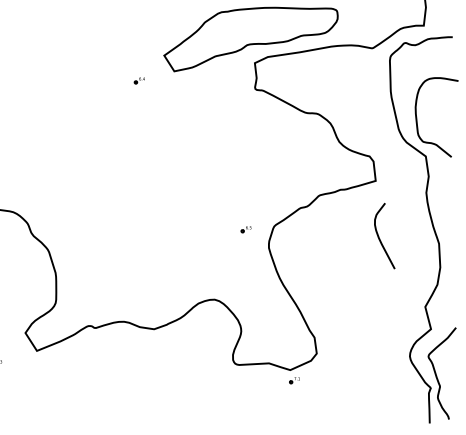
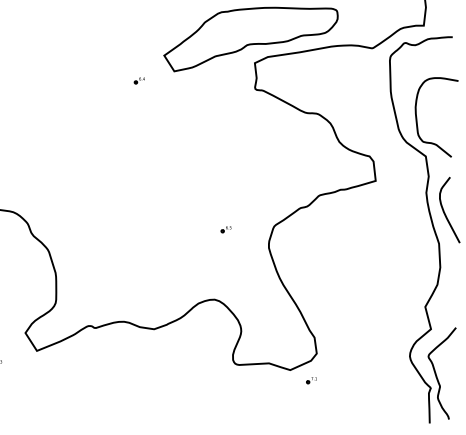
part position: (245, 229) -> (225, 229) (225, 229)
curve position: (380, 238) -> (445, 212) (445, 212)
part position: (294, 380) -> (311, 380) (311, 380)
